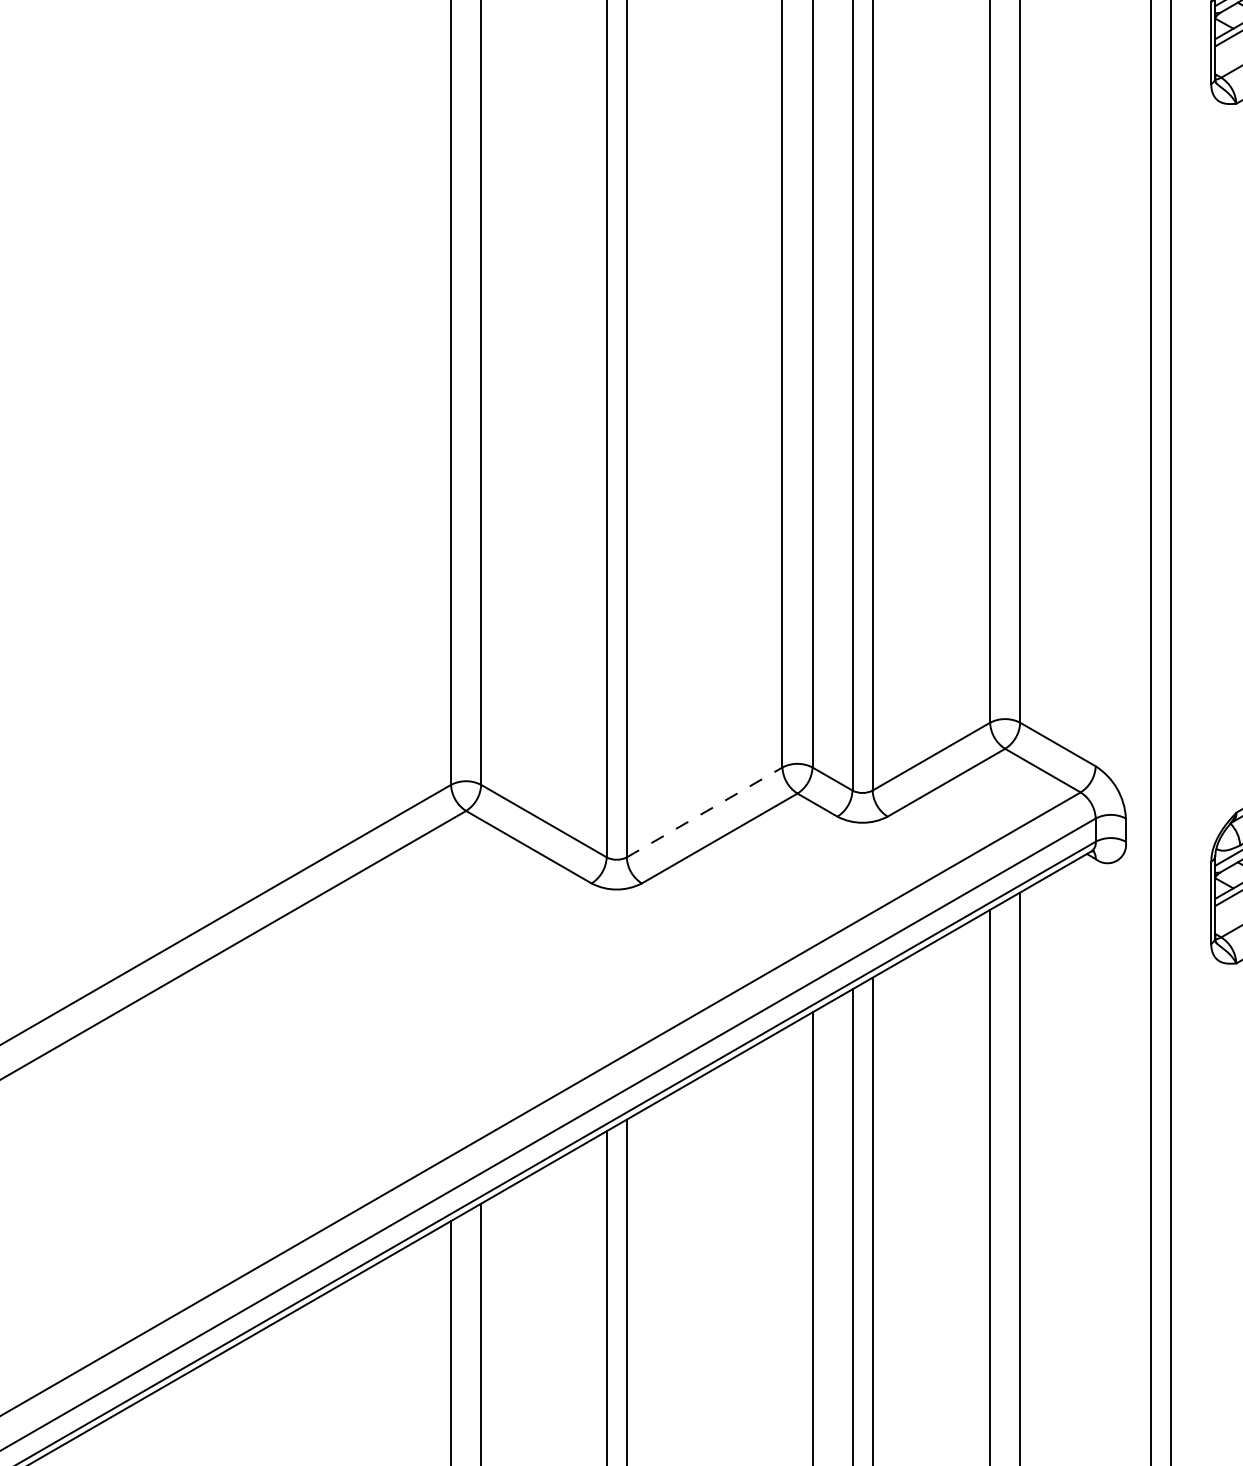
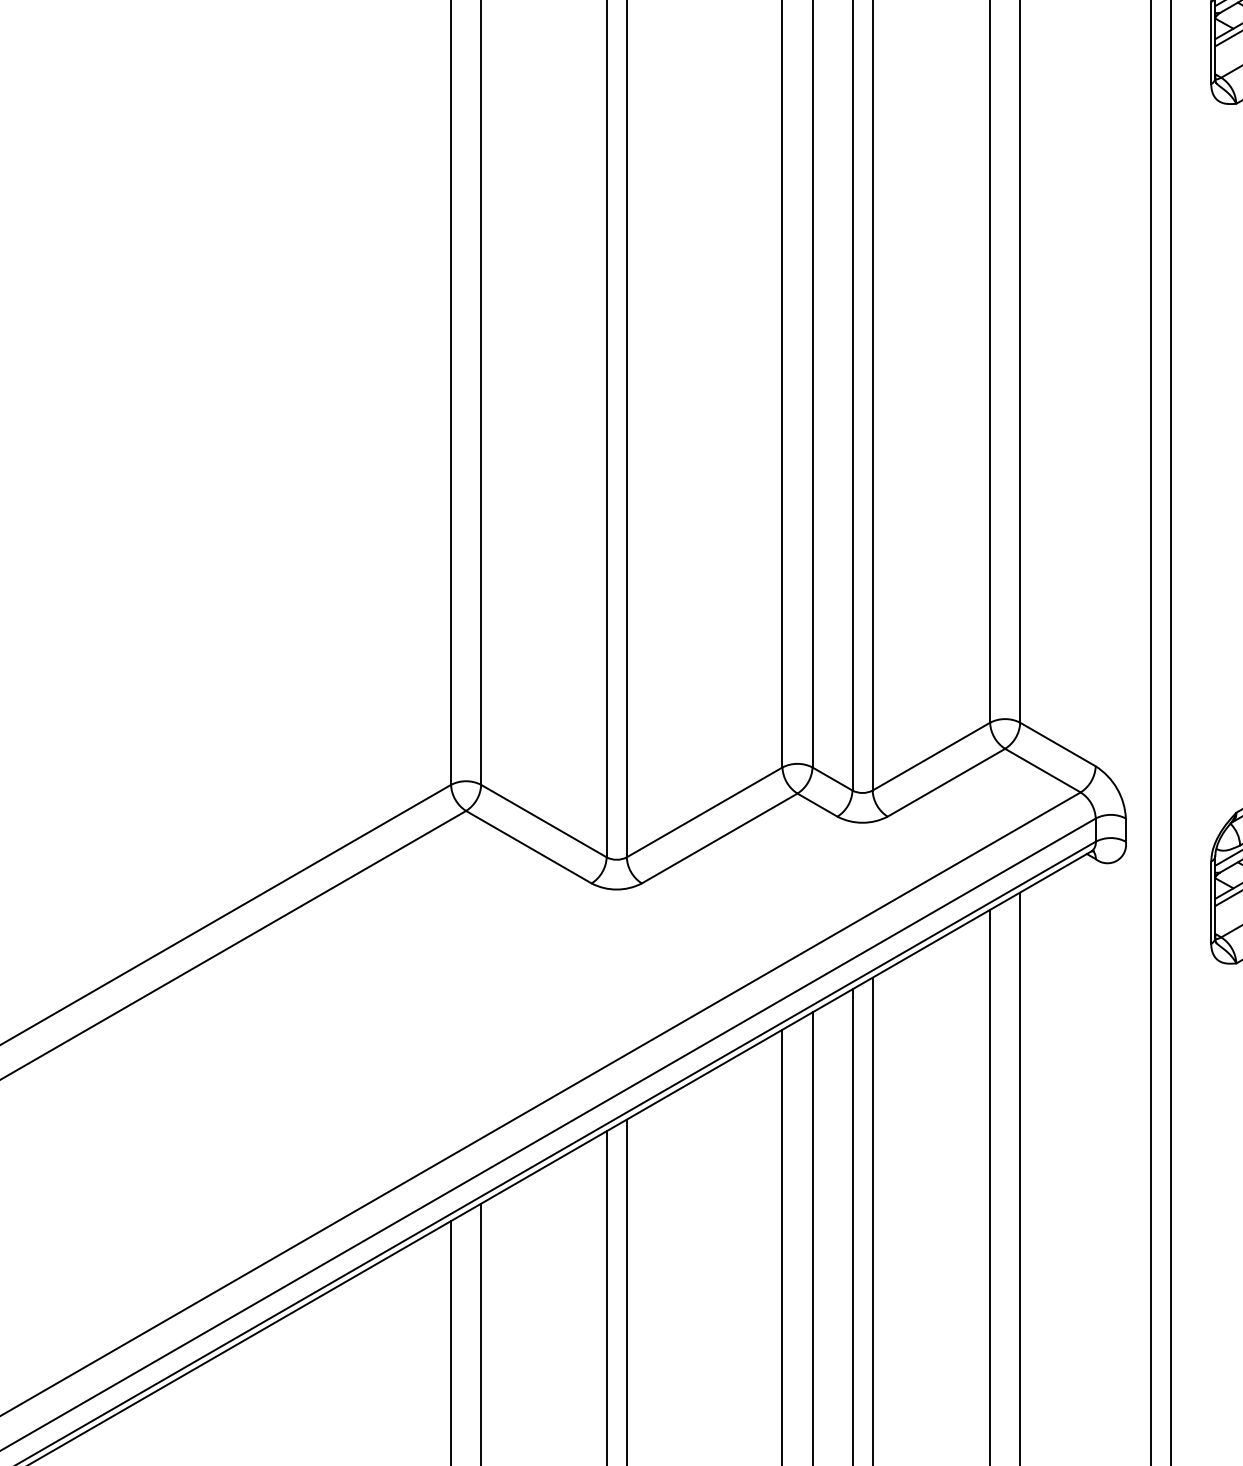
line: dashed -> solid (704, 812)
line: none -> present (782, 1245)
